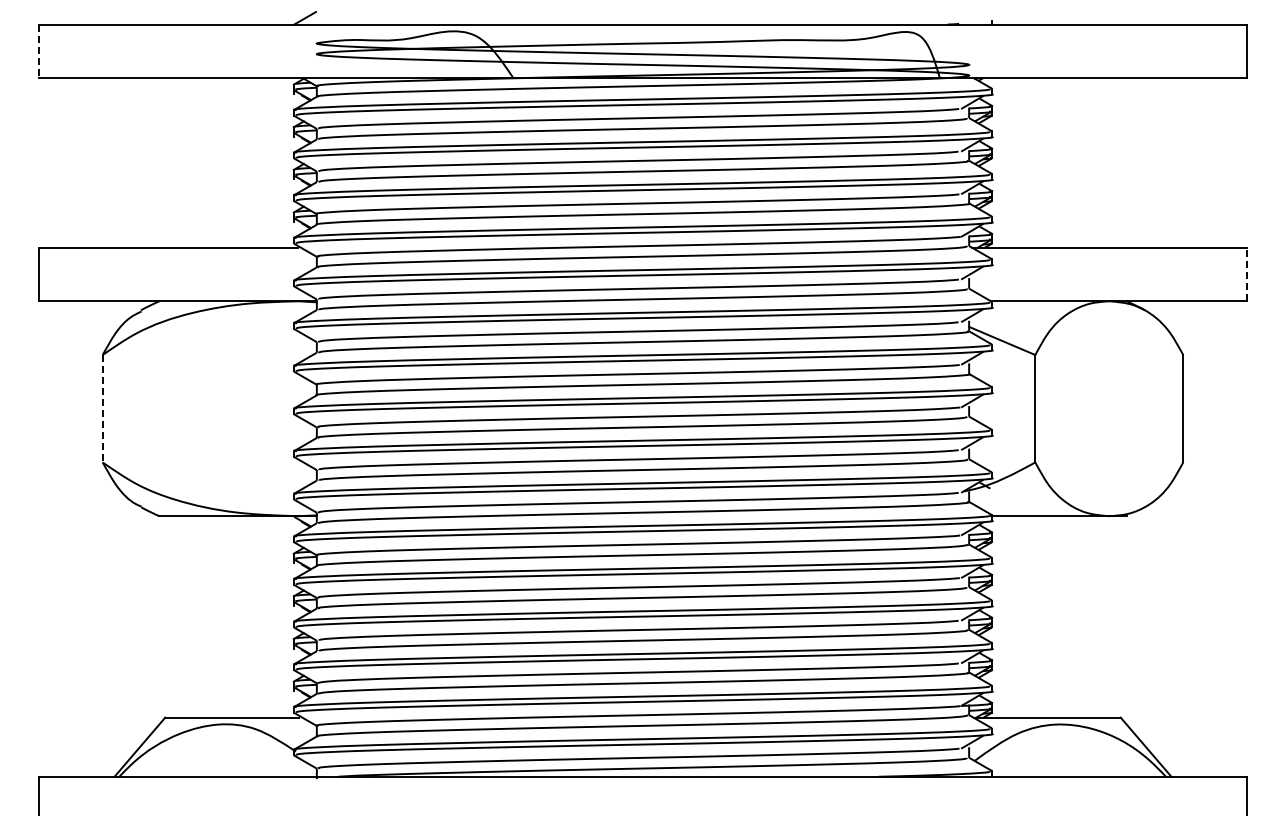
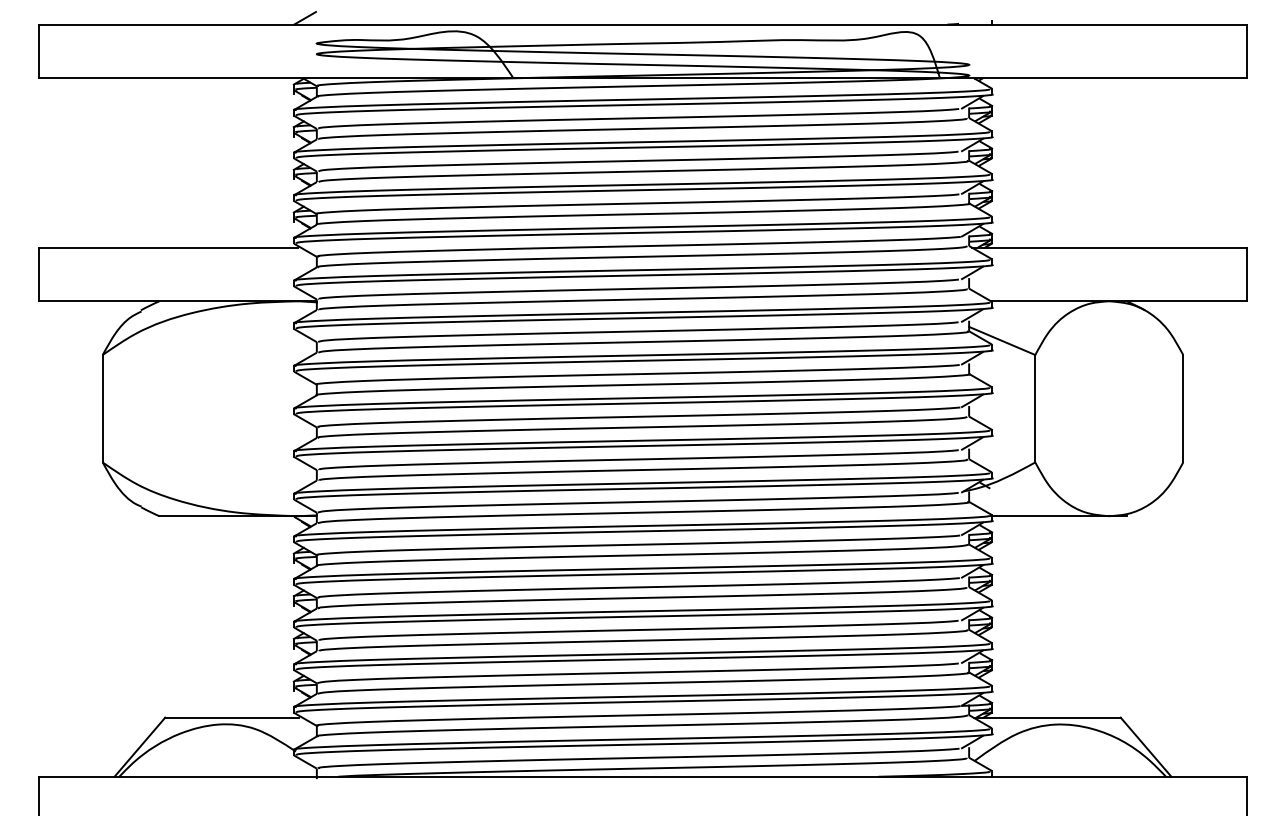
line: dashed -> solid (38, 51)
line: dashed -> solid (1247, 274)
line: dashed -> solid (102, 408)
